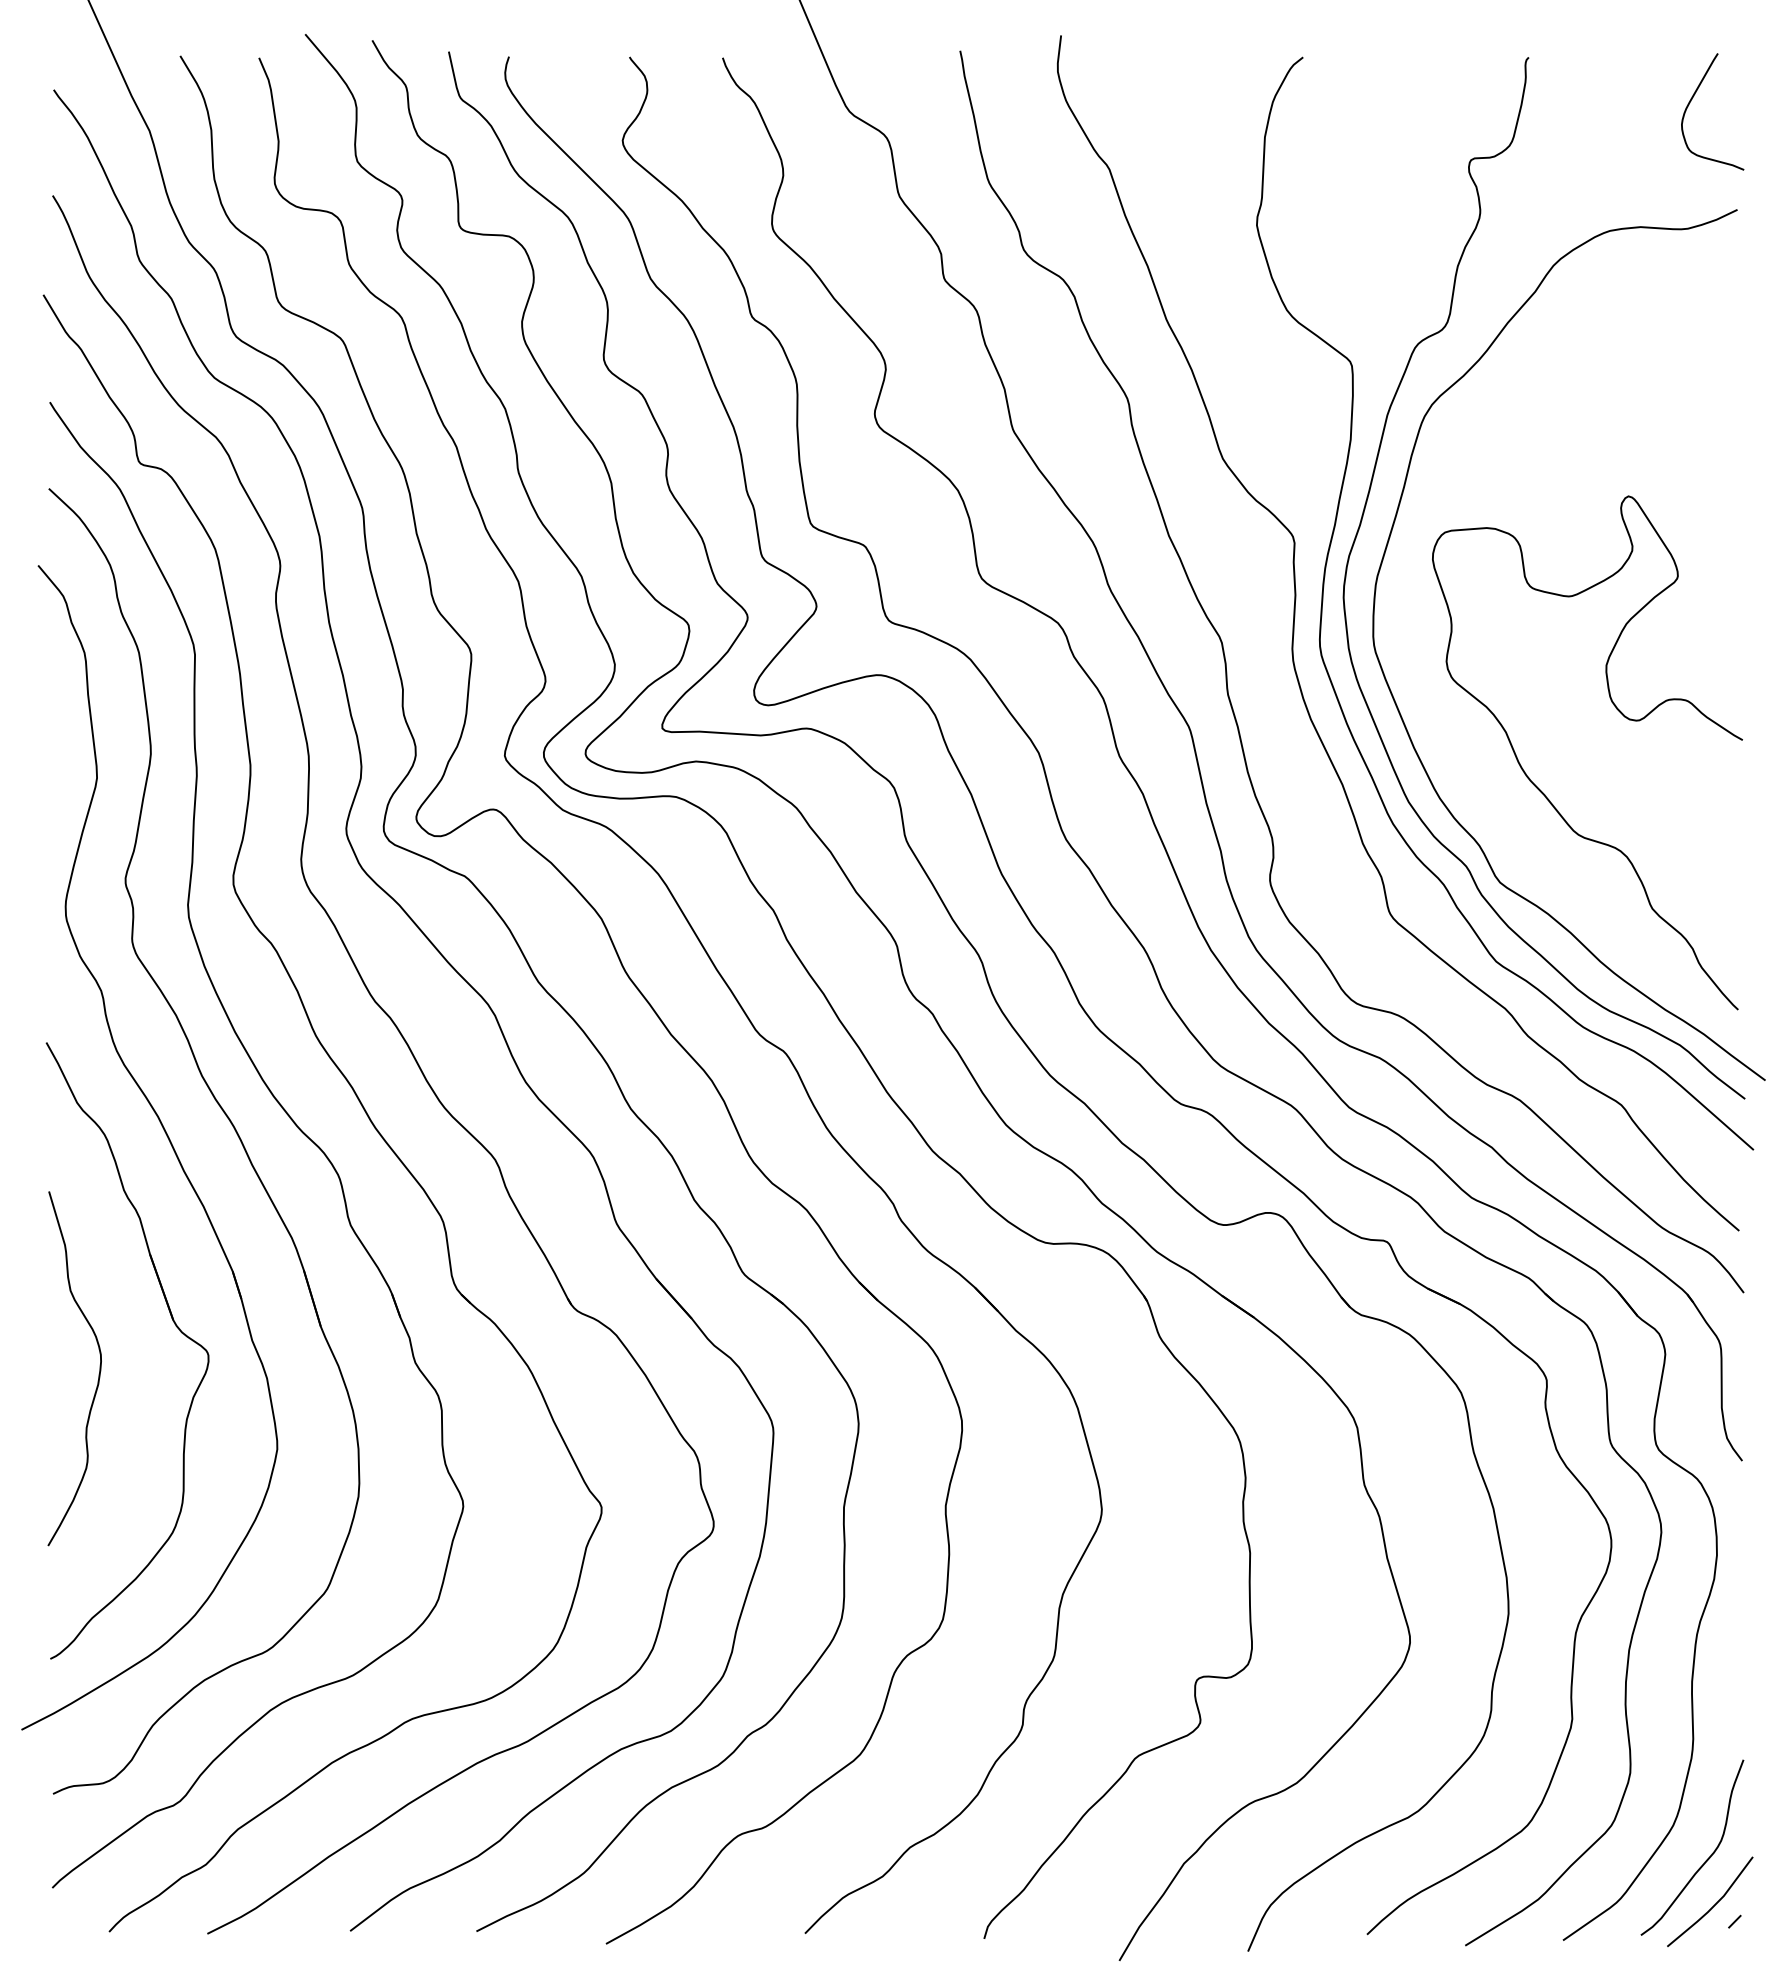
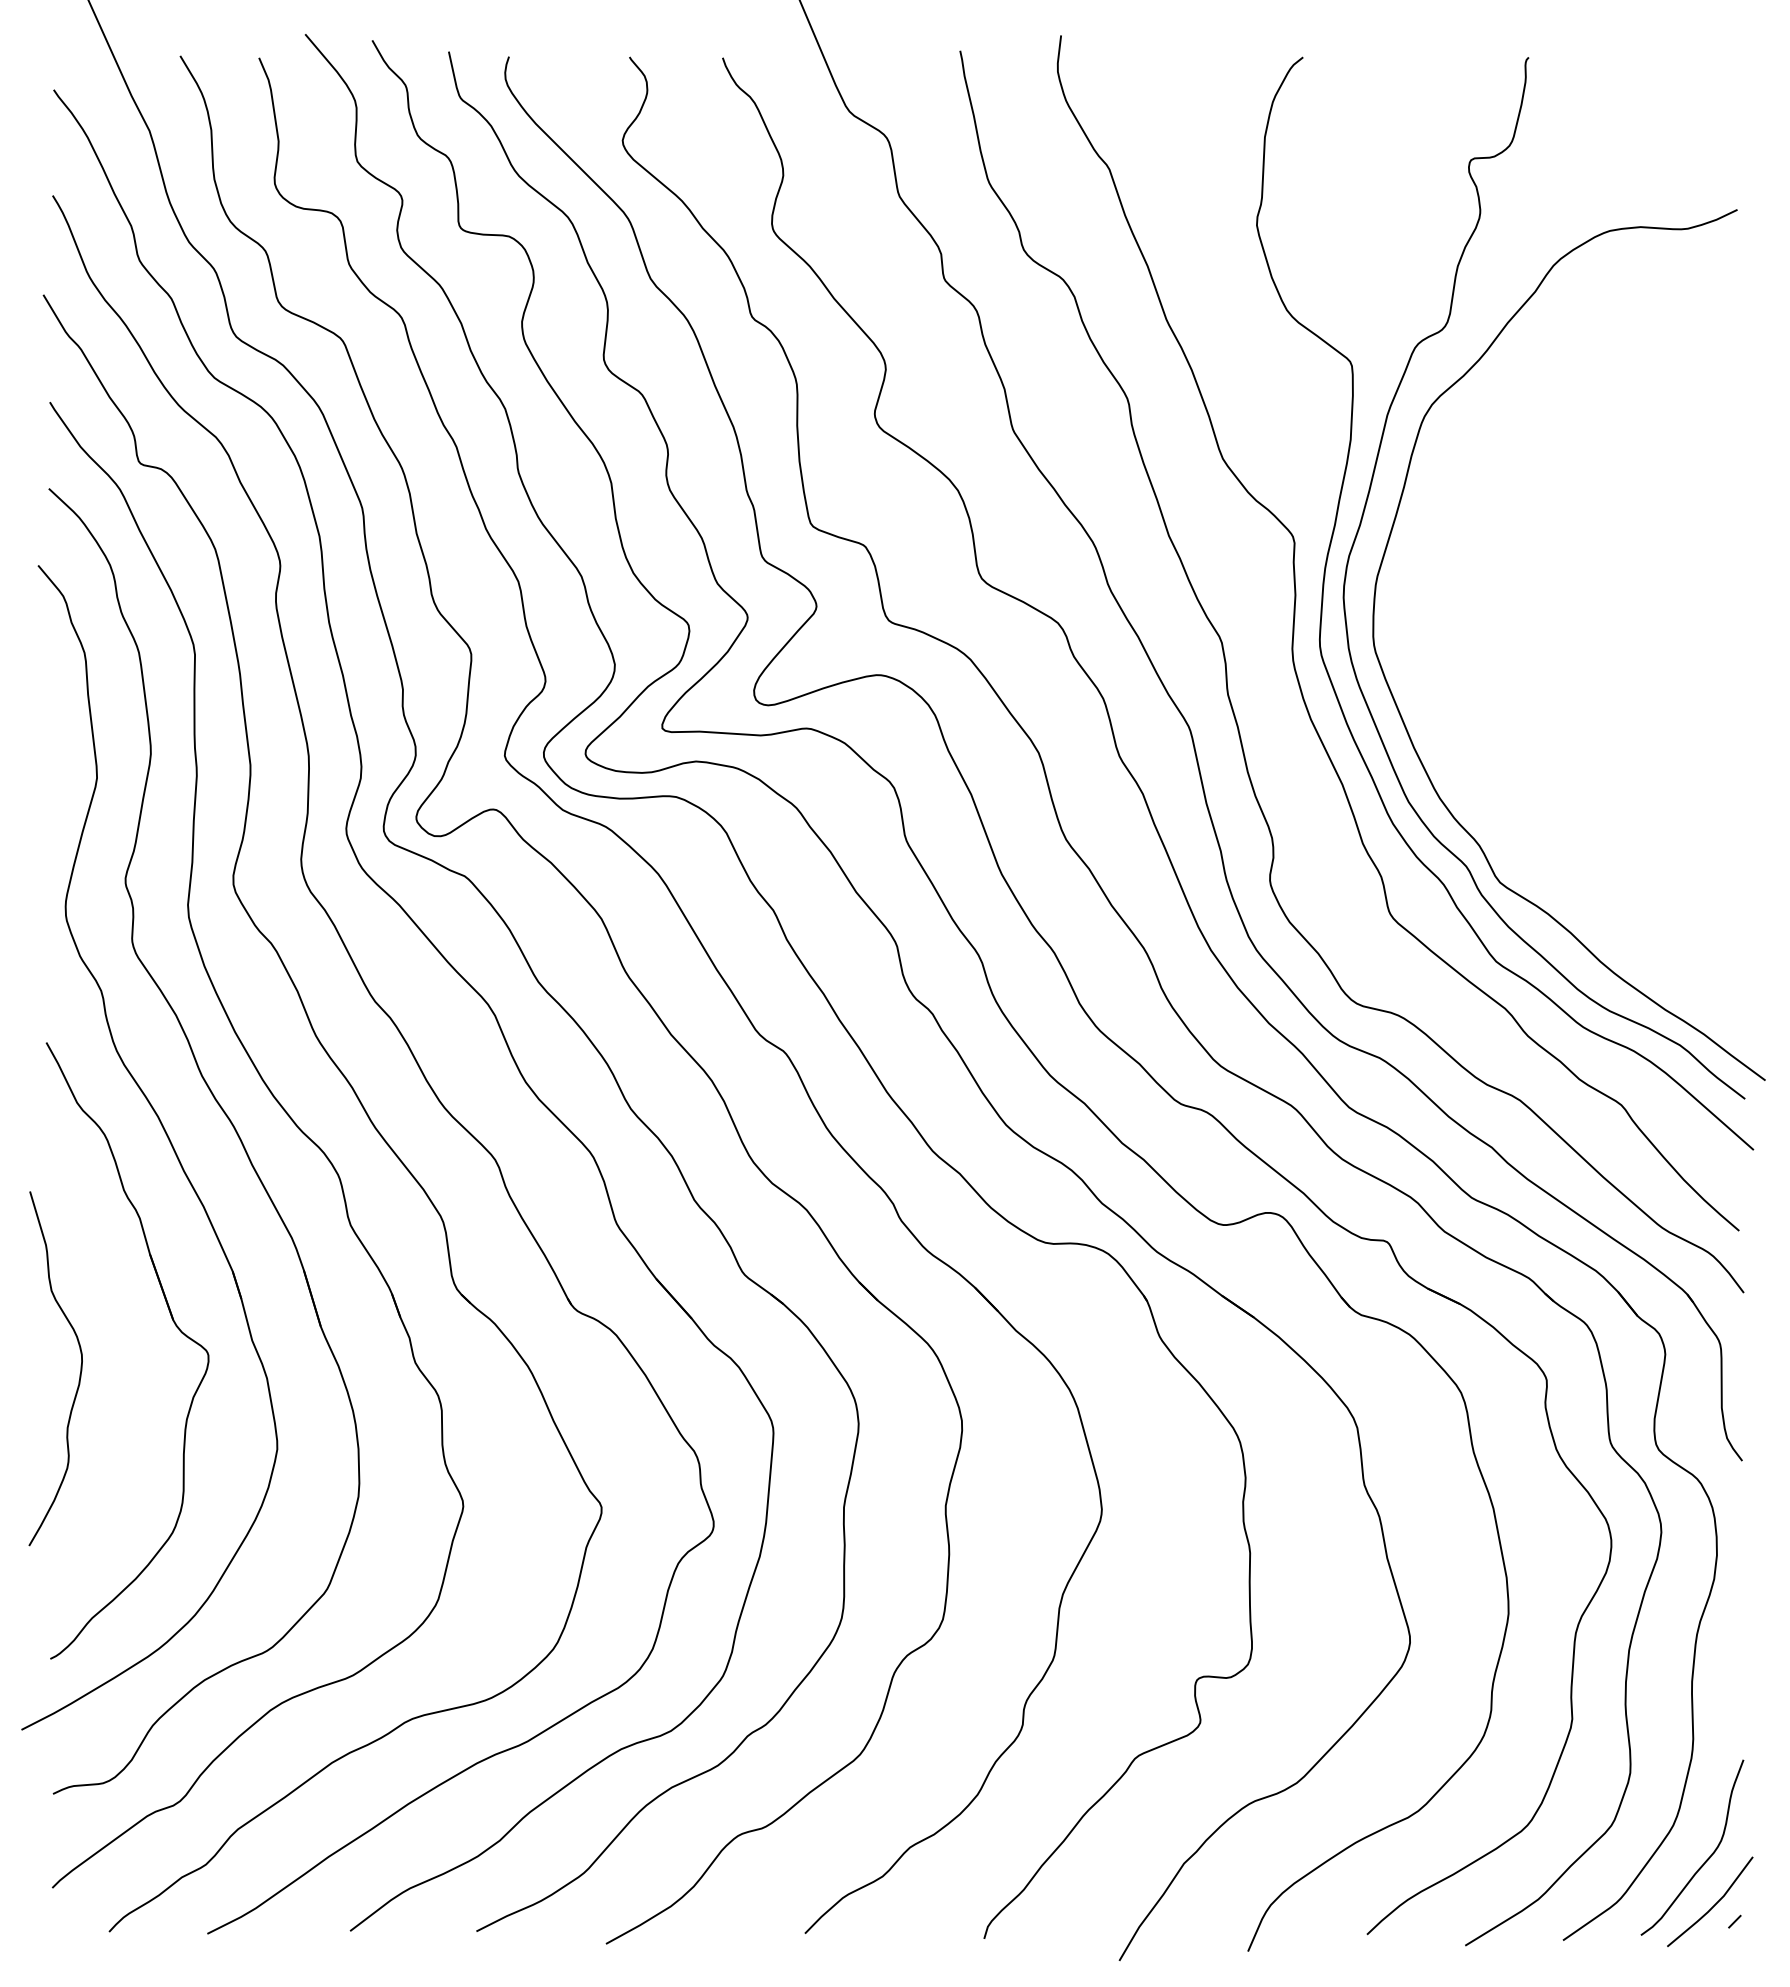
curve: present -> none (1691, 101)
curve: present -> none (1623, 716)
curve position: (98, 1374) -> (79, 1374) (79, 1374)
